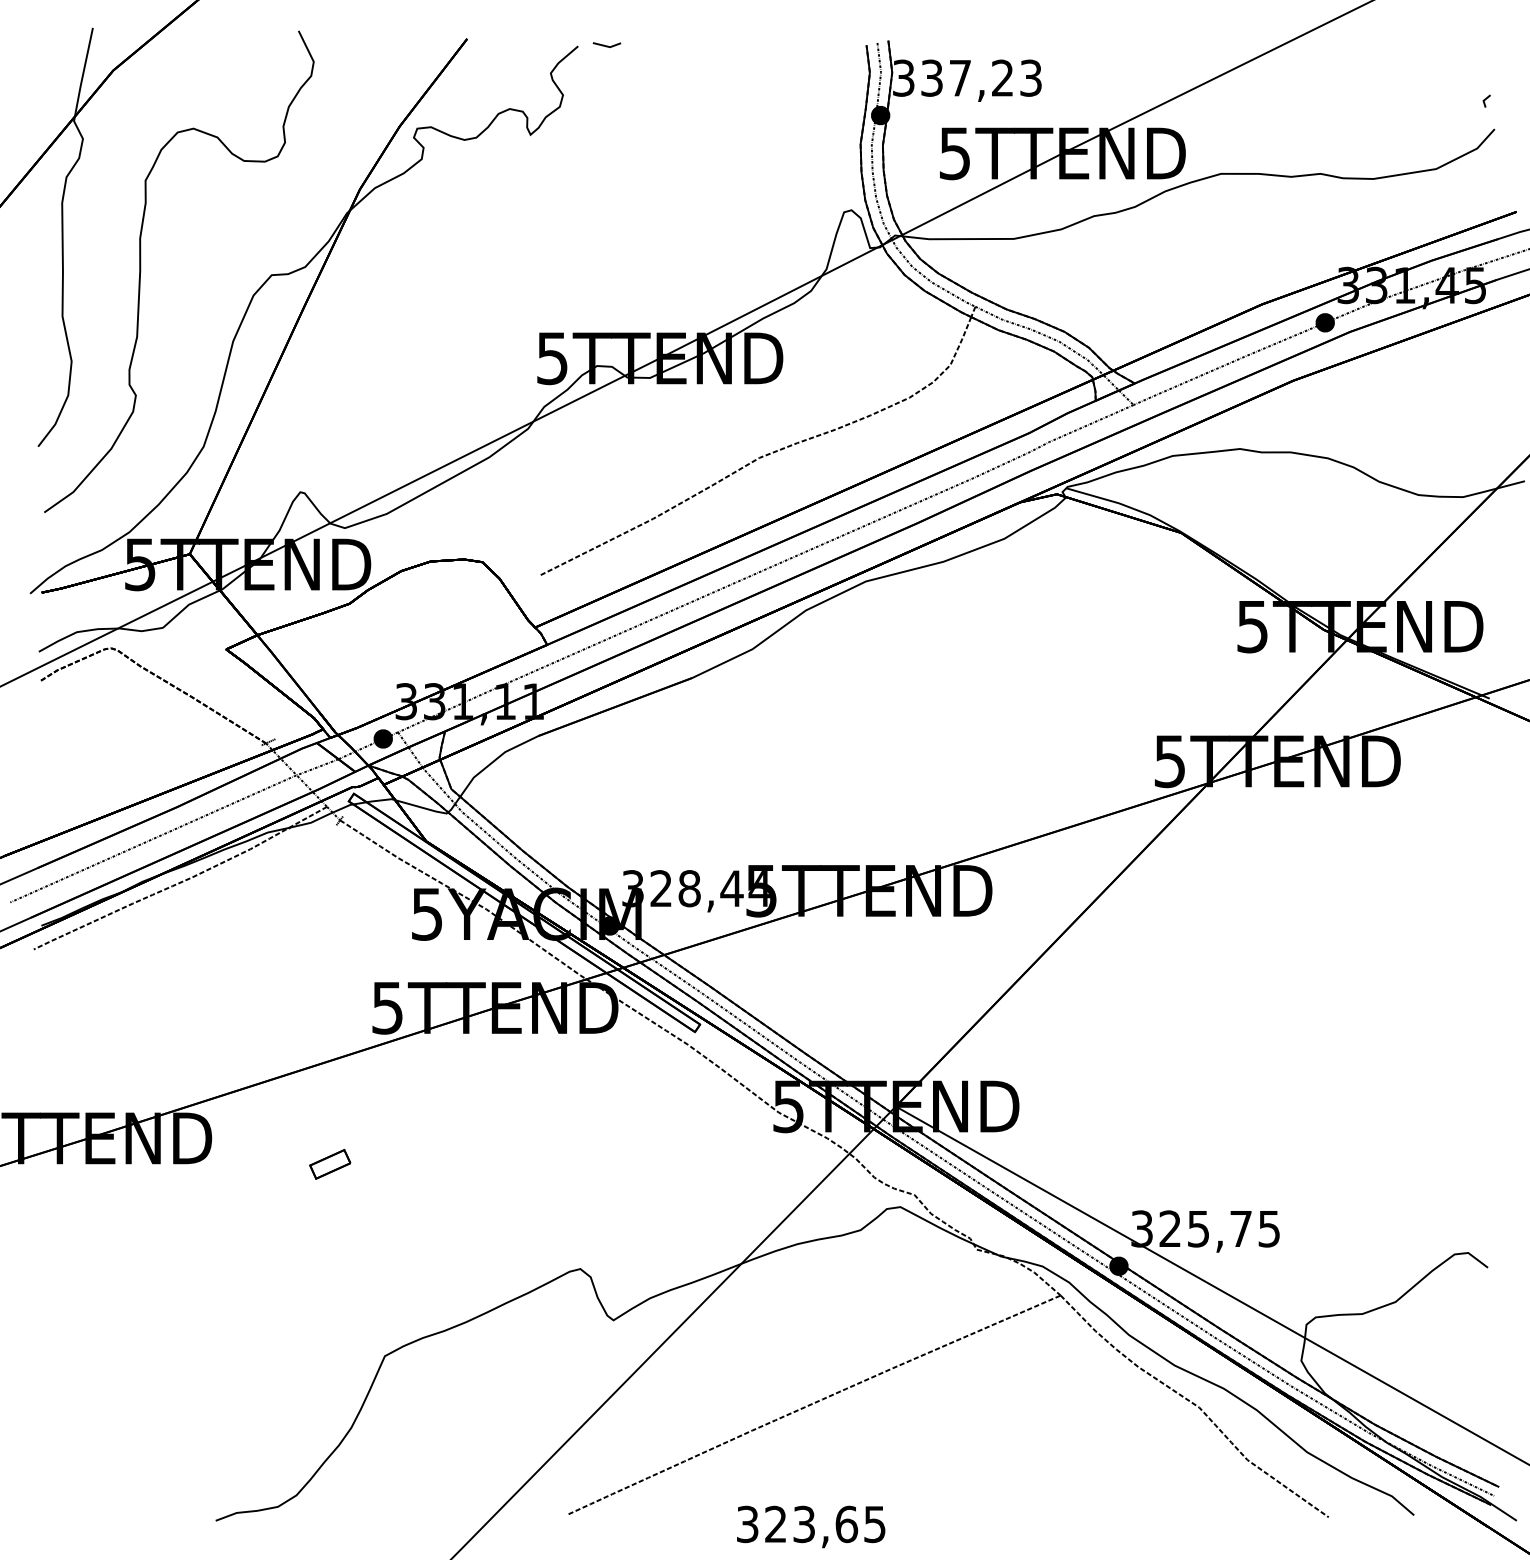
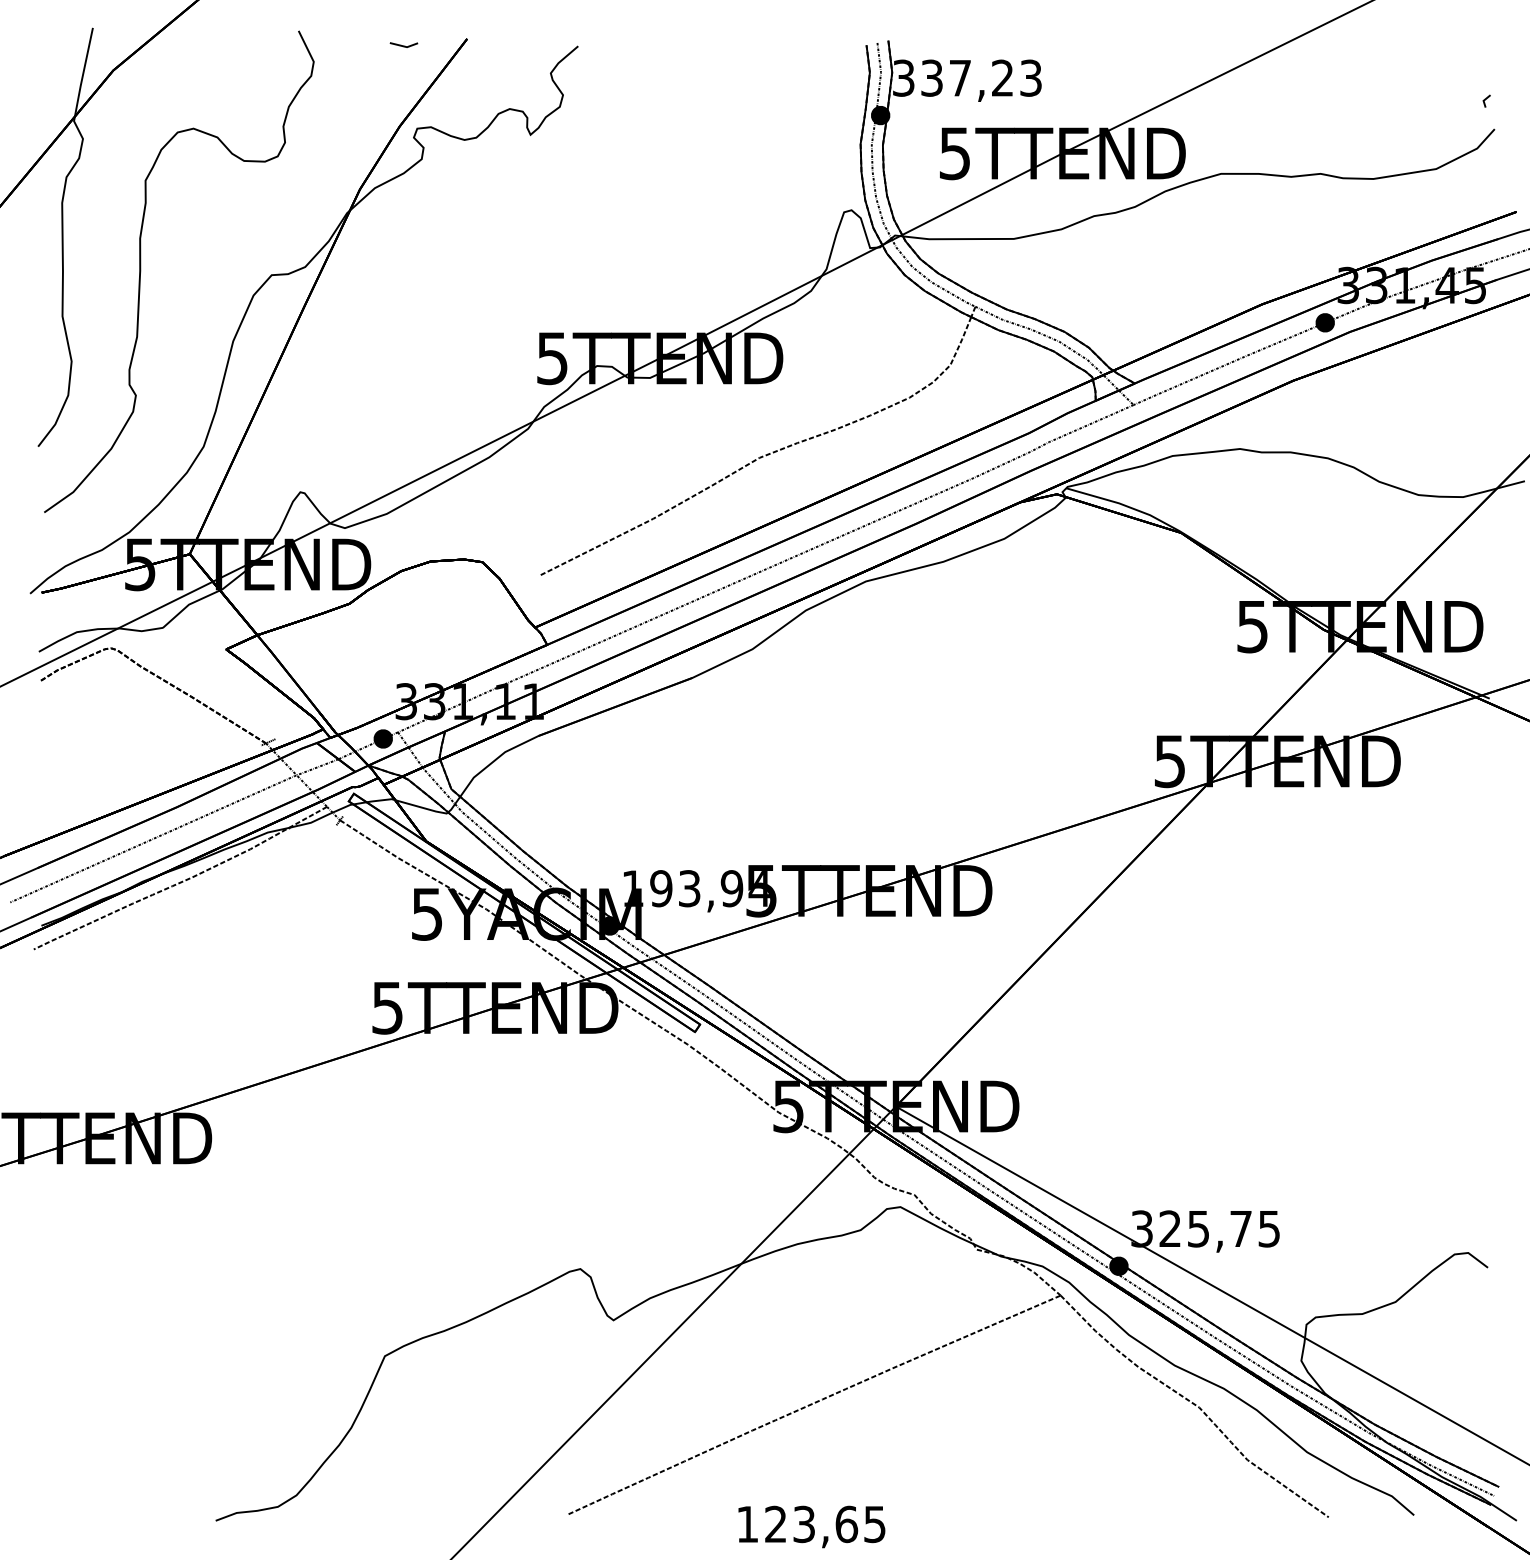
line position: (606, 45) -> (403, 45) (403, 45)
text: 328,44 -> 193,94 (682, 888)
part: present -> none (330, 1164)
text: 323,65 -> 123,65 (747, 1524)
